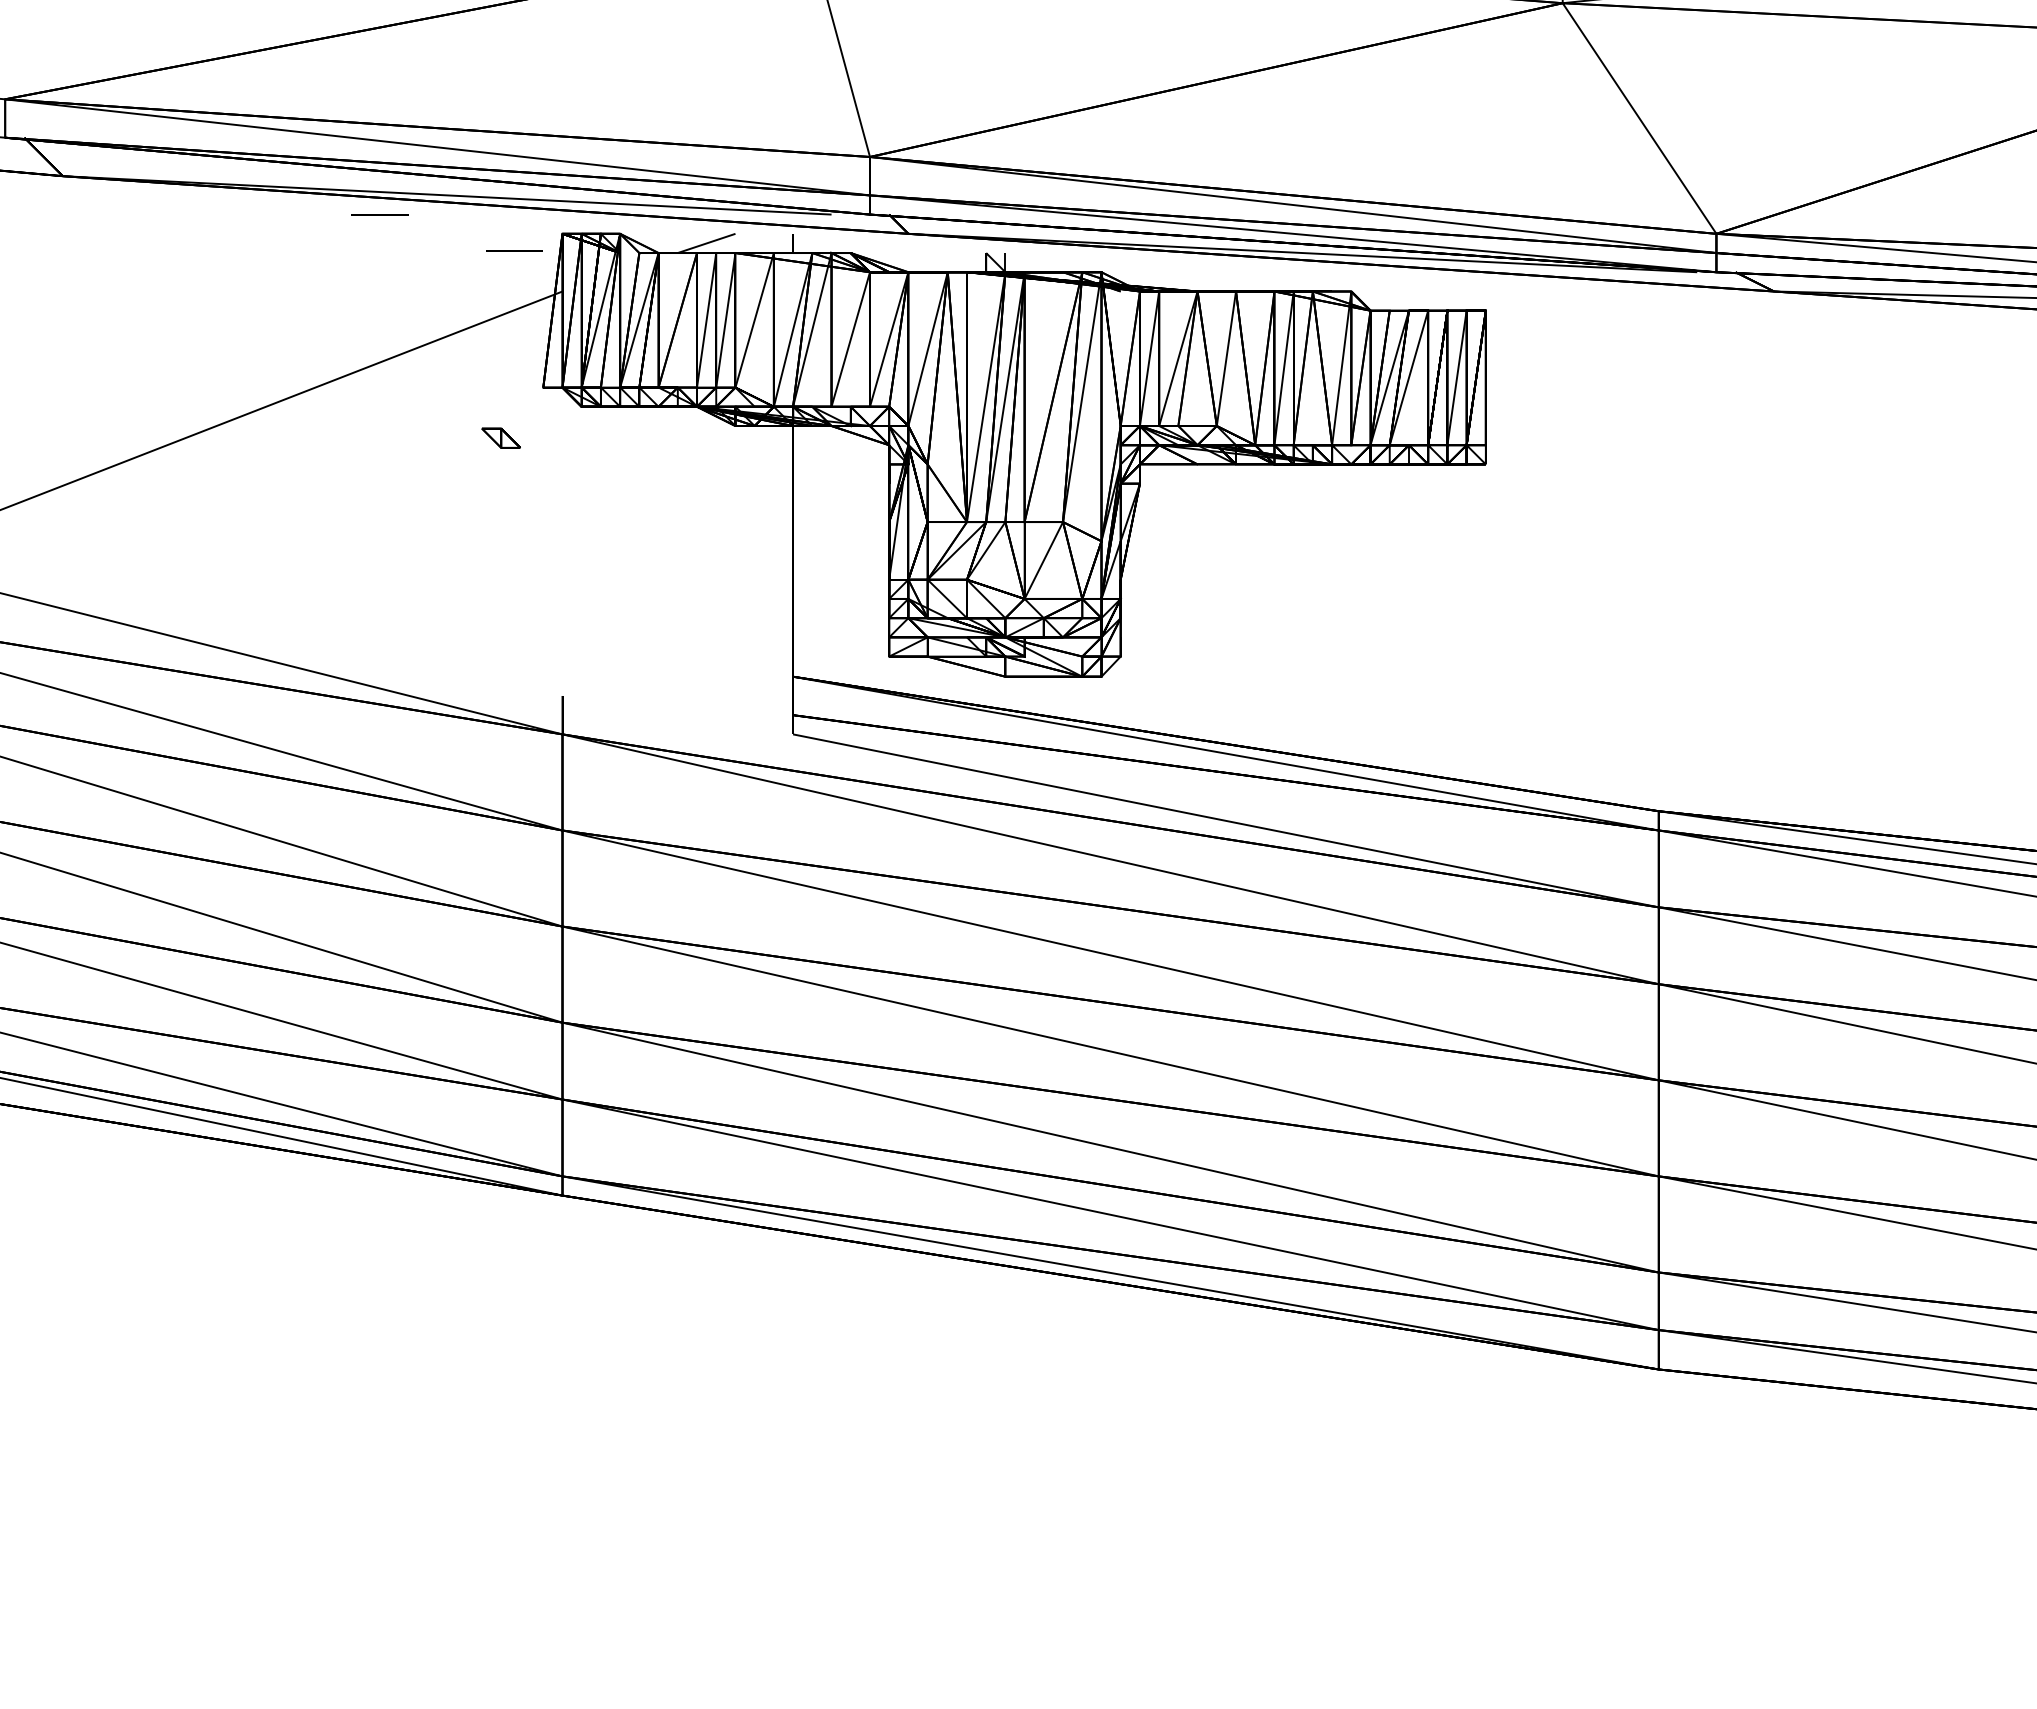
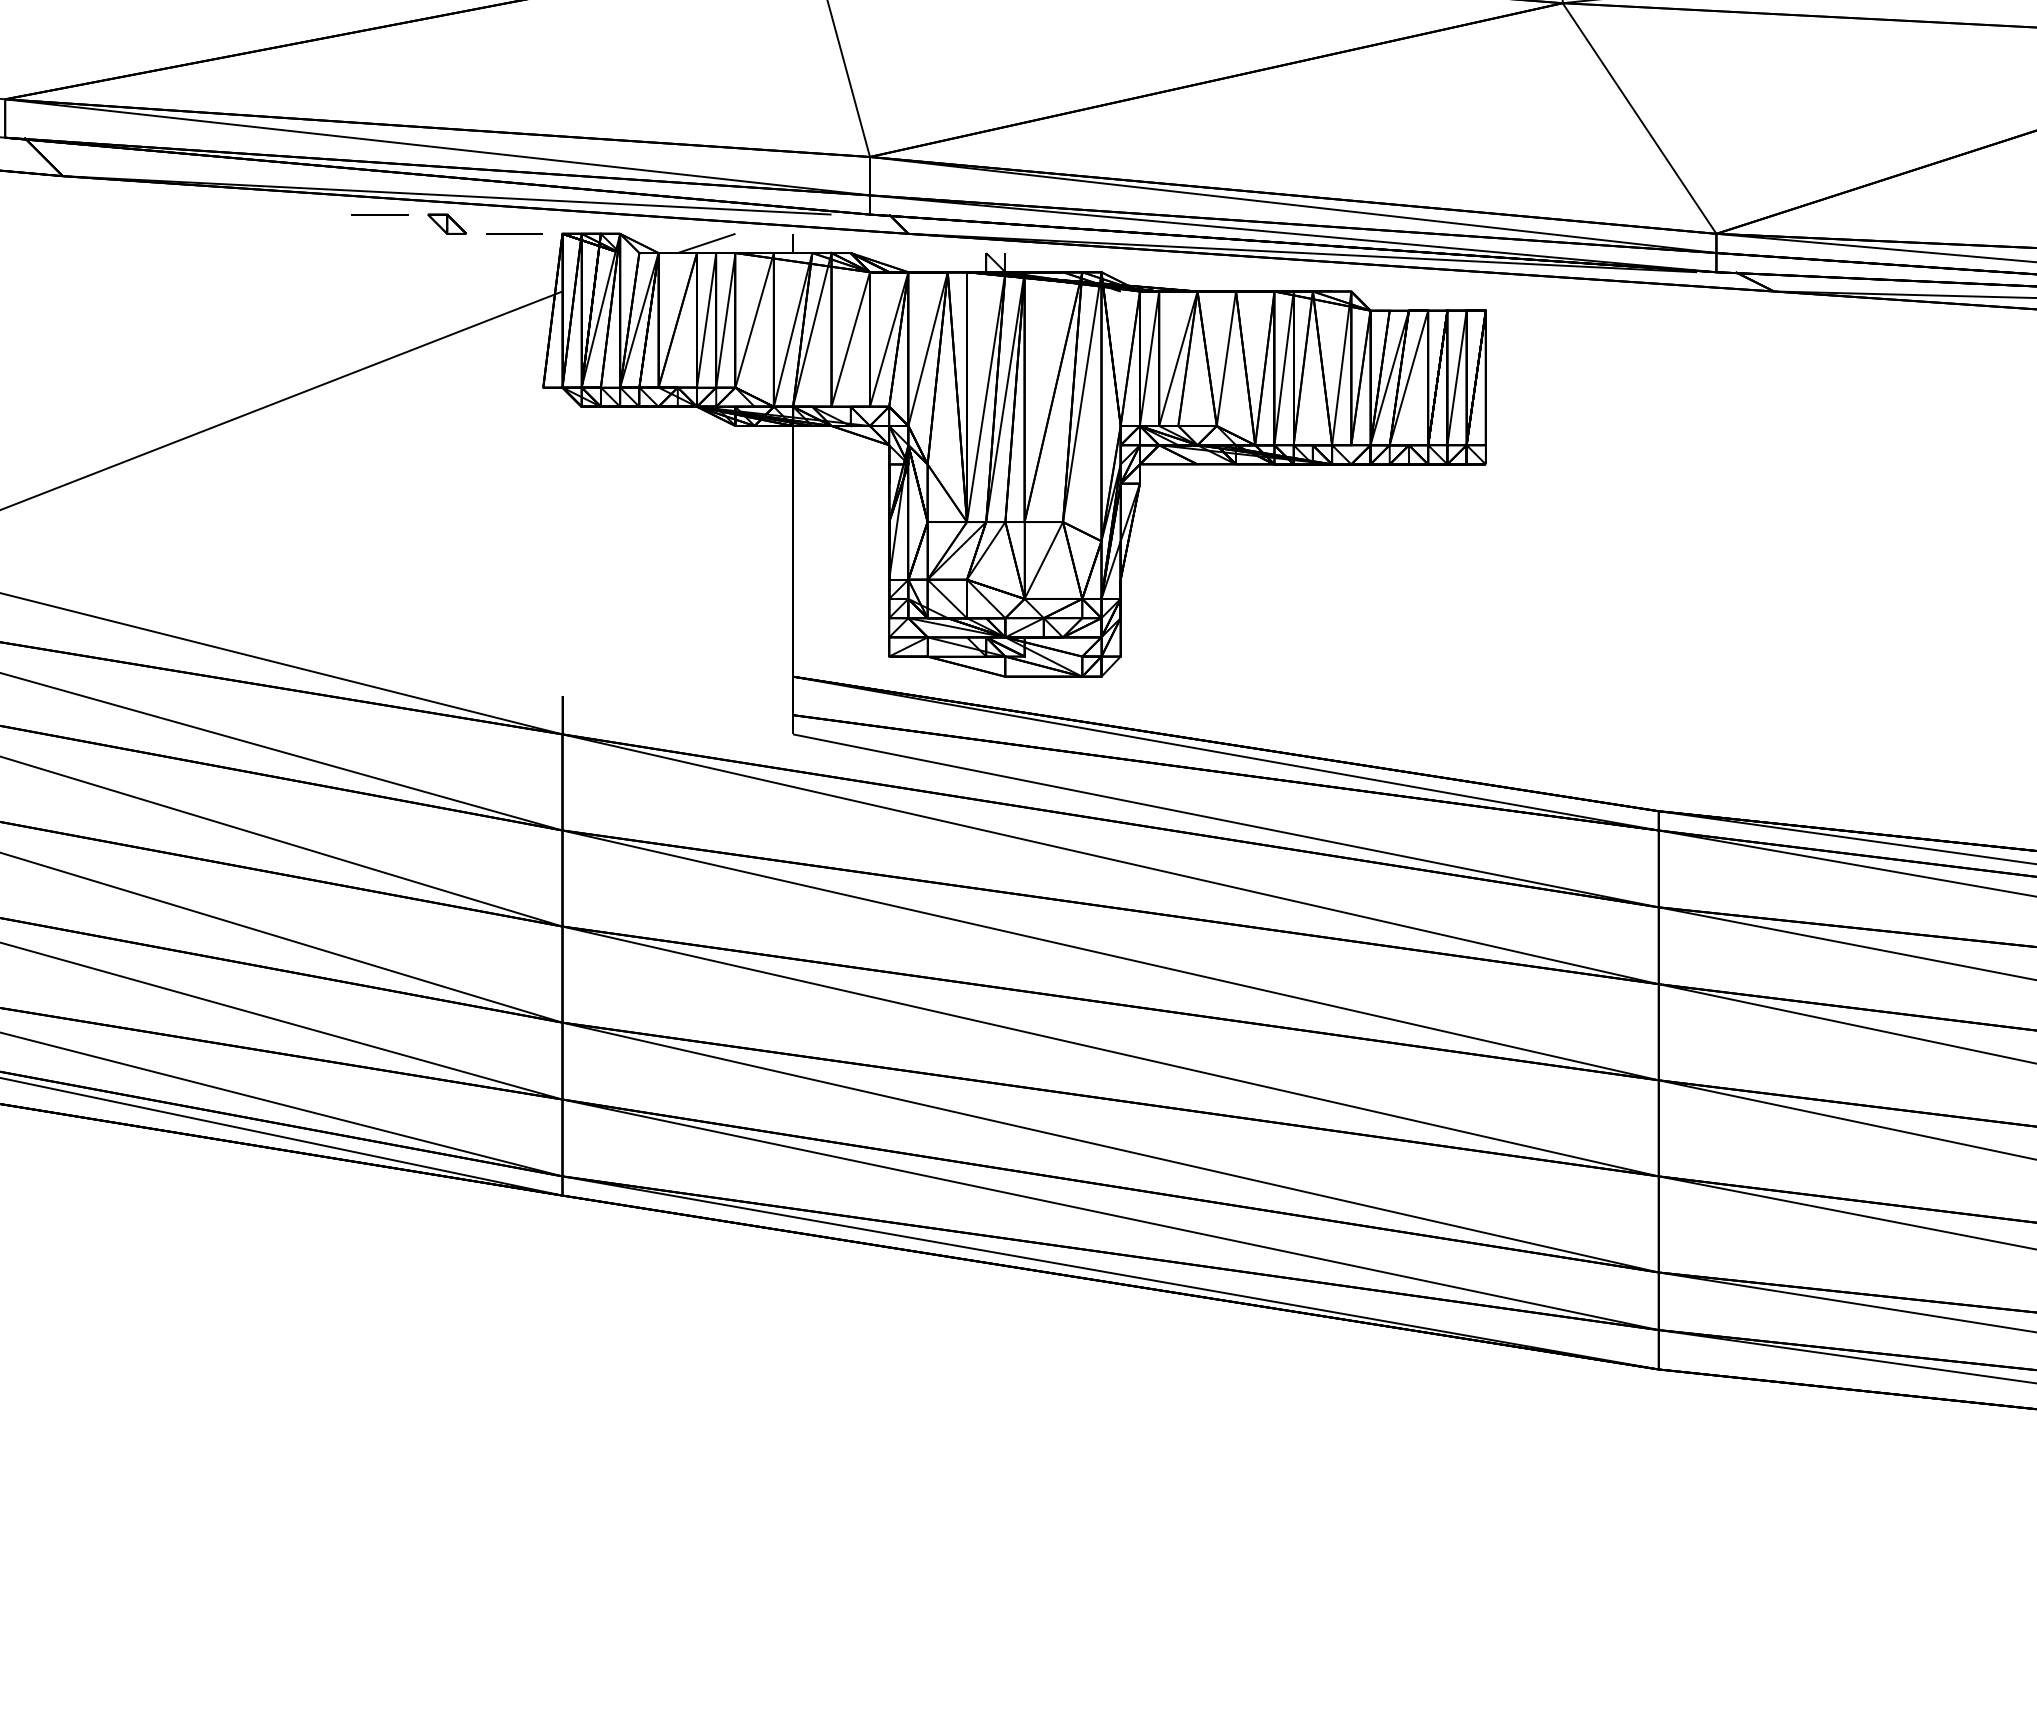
line position: (514, 250) -> (514, 233) (514, 233)
part position: (500, 437) -> (446, 223) (446, 223)
